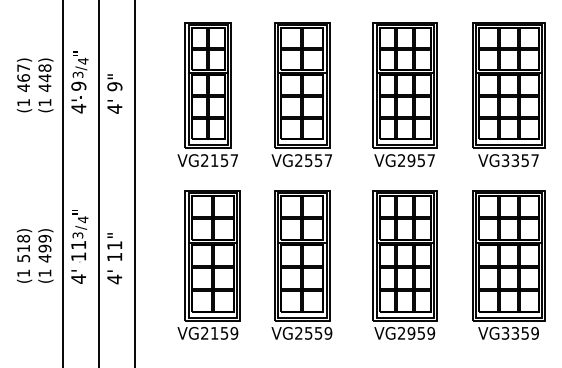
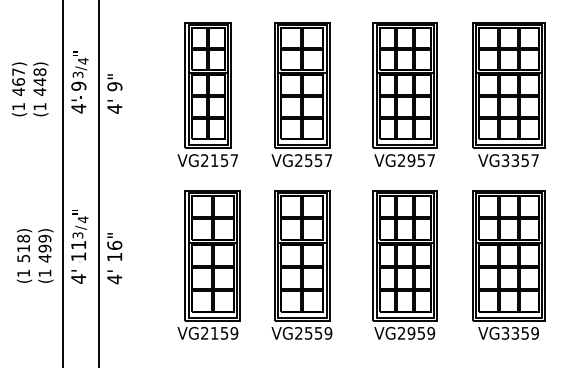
text position: (34, 85) -> (29, 89) (29, 89)
line: present -> none (134, 183)
text: 11" -> 16" (114, 244)
